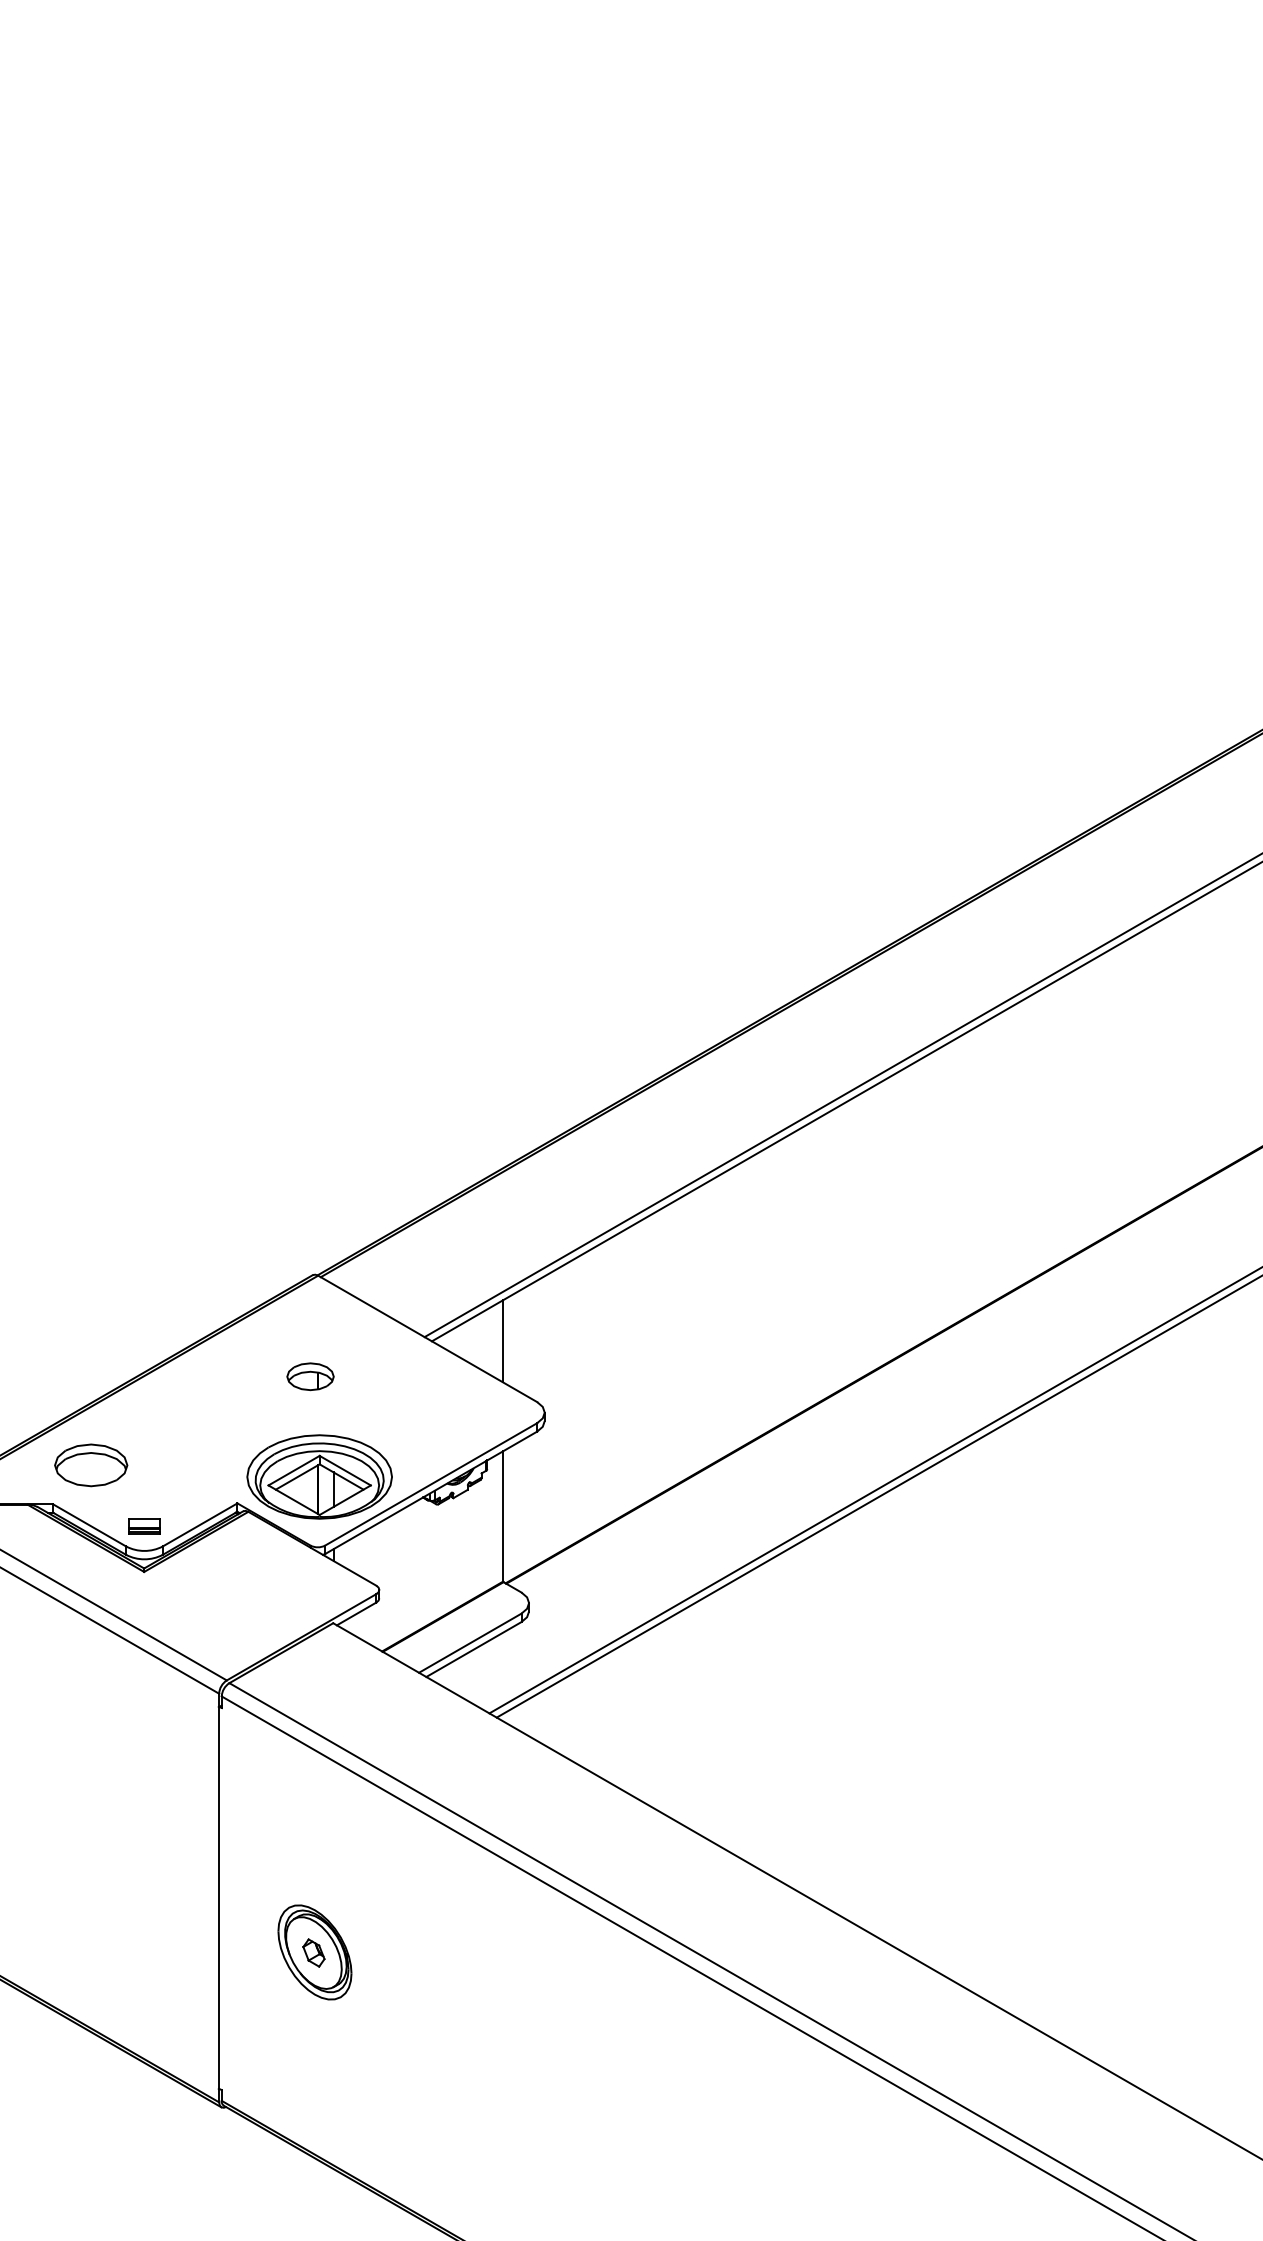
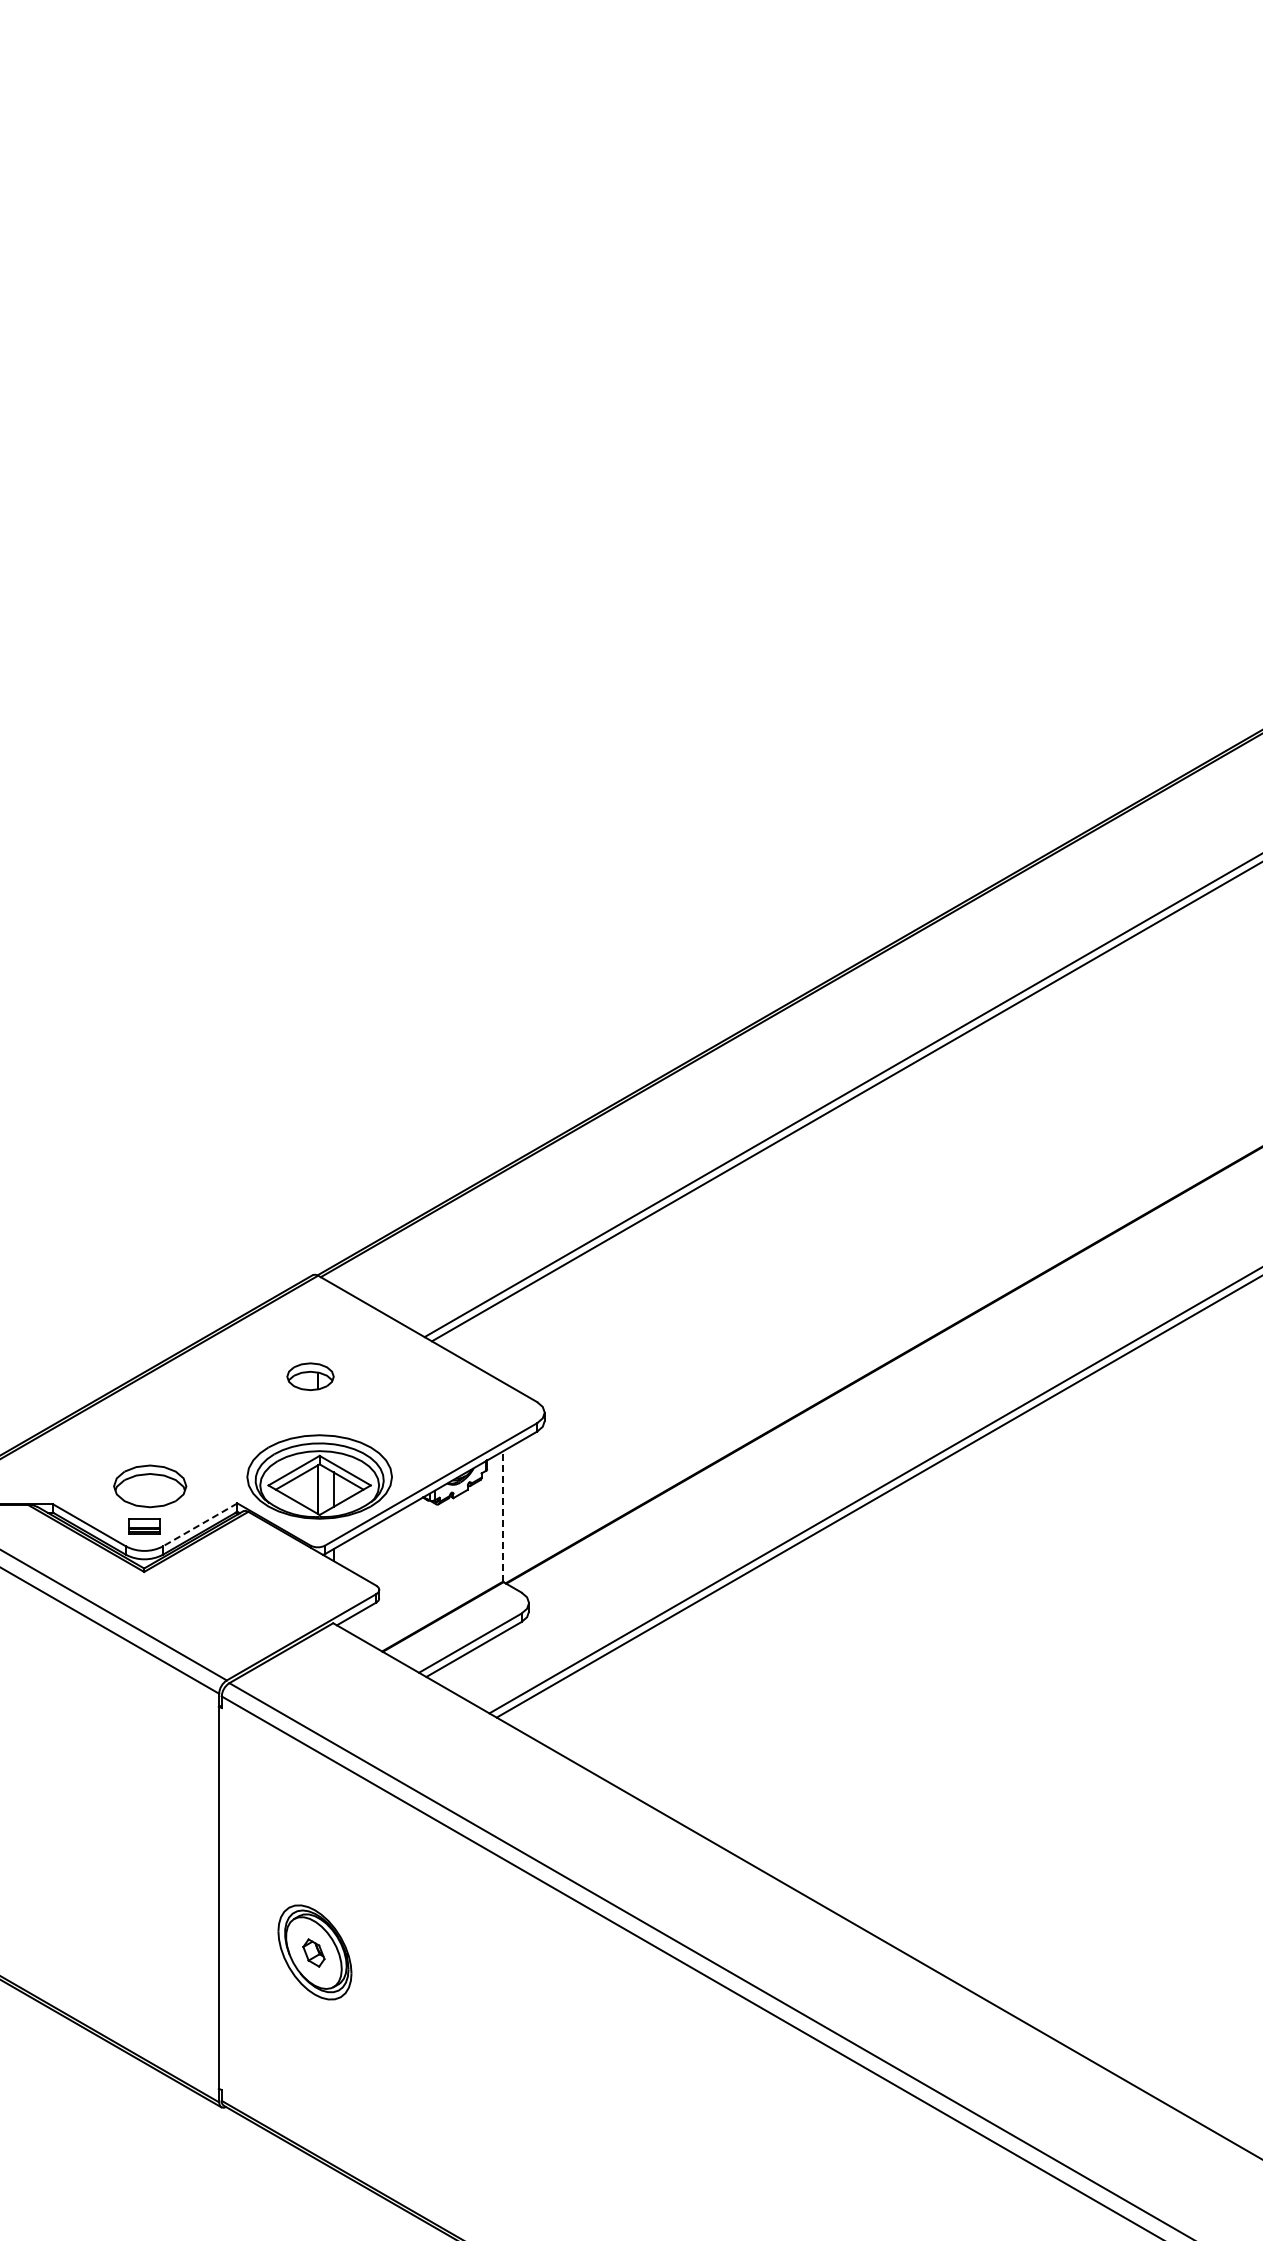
line: present -> none (503, 1341)
part position: (91, 1465) -> (150, 1486) (150, 1486)
line: solid -> dashed (503, 1515)
line: solid -> dashed (199, 1525)
